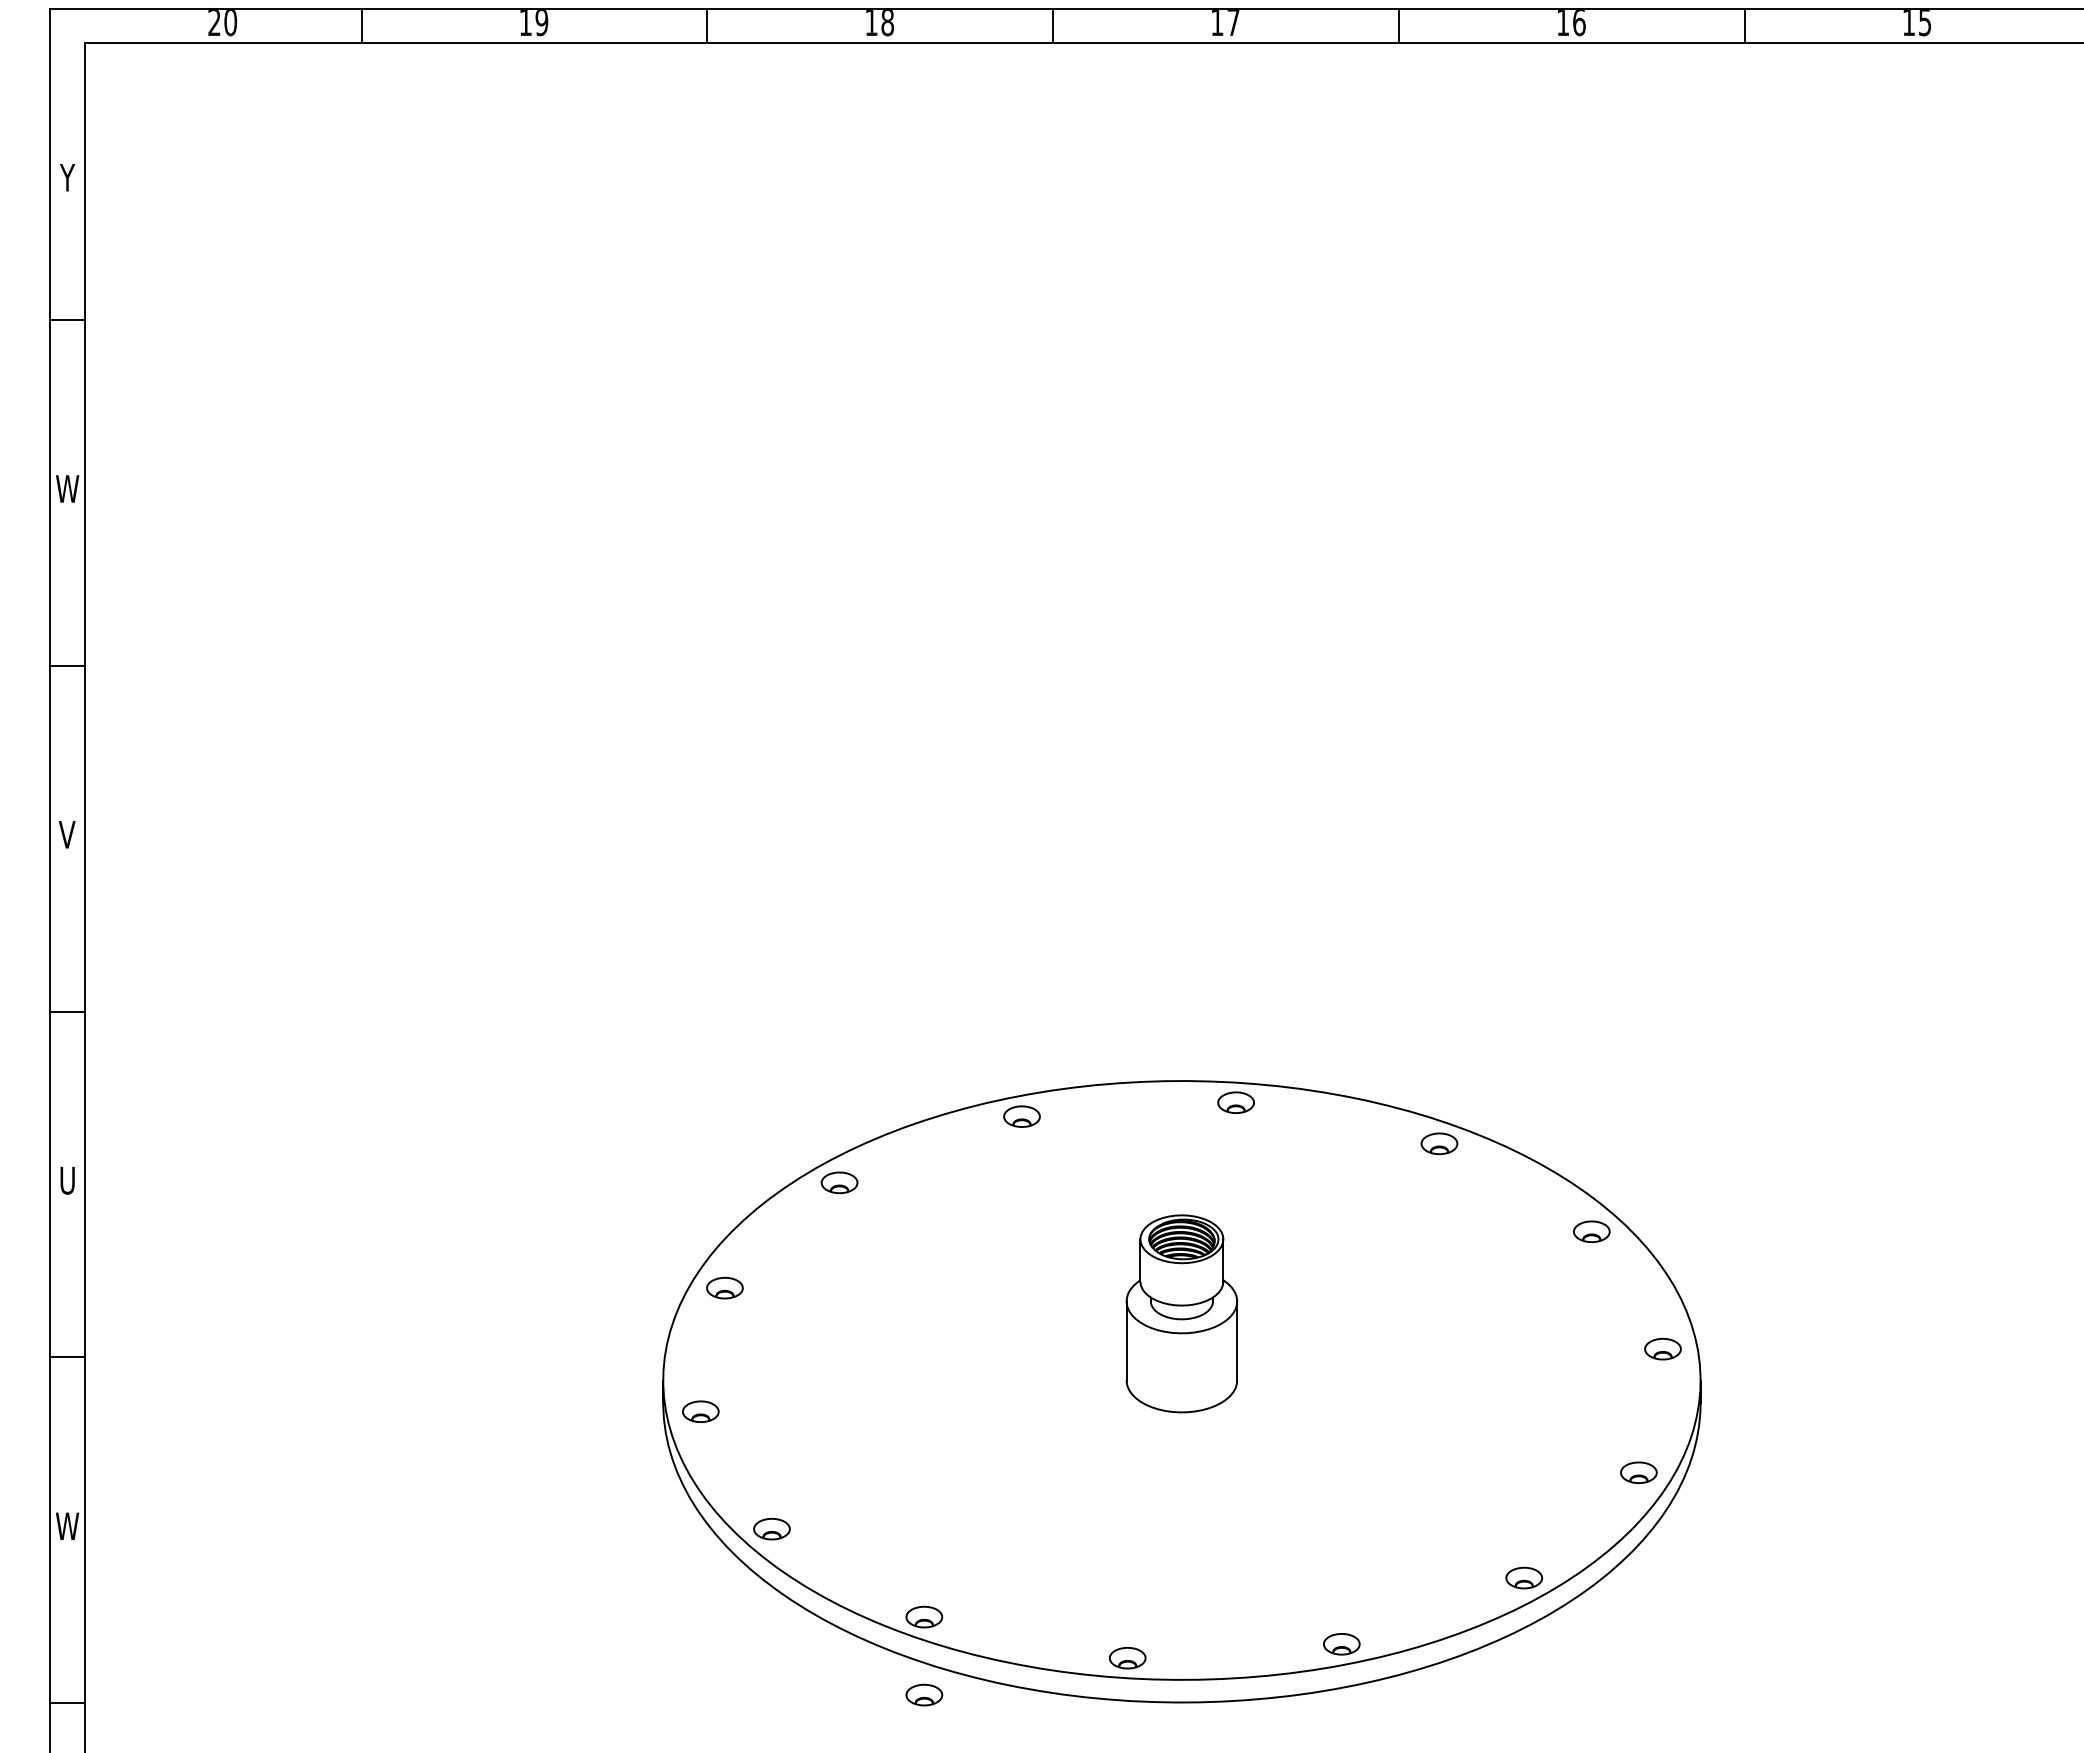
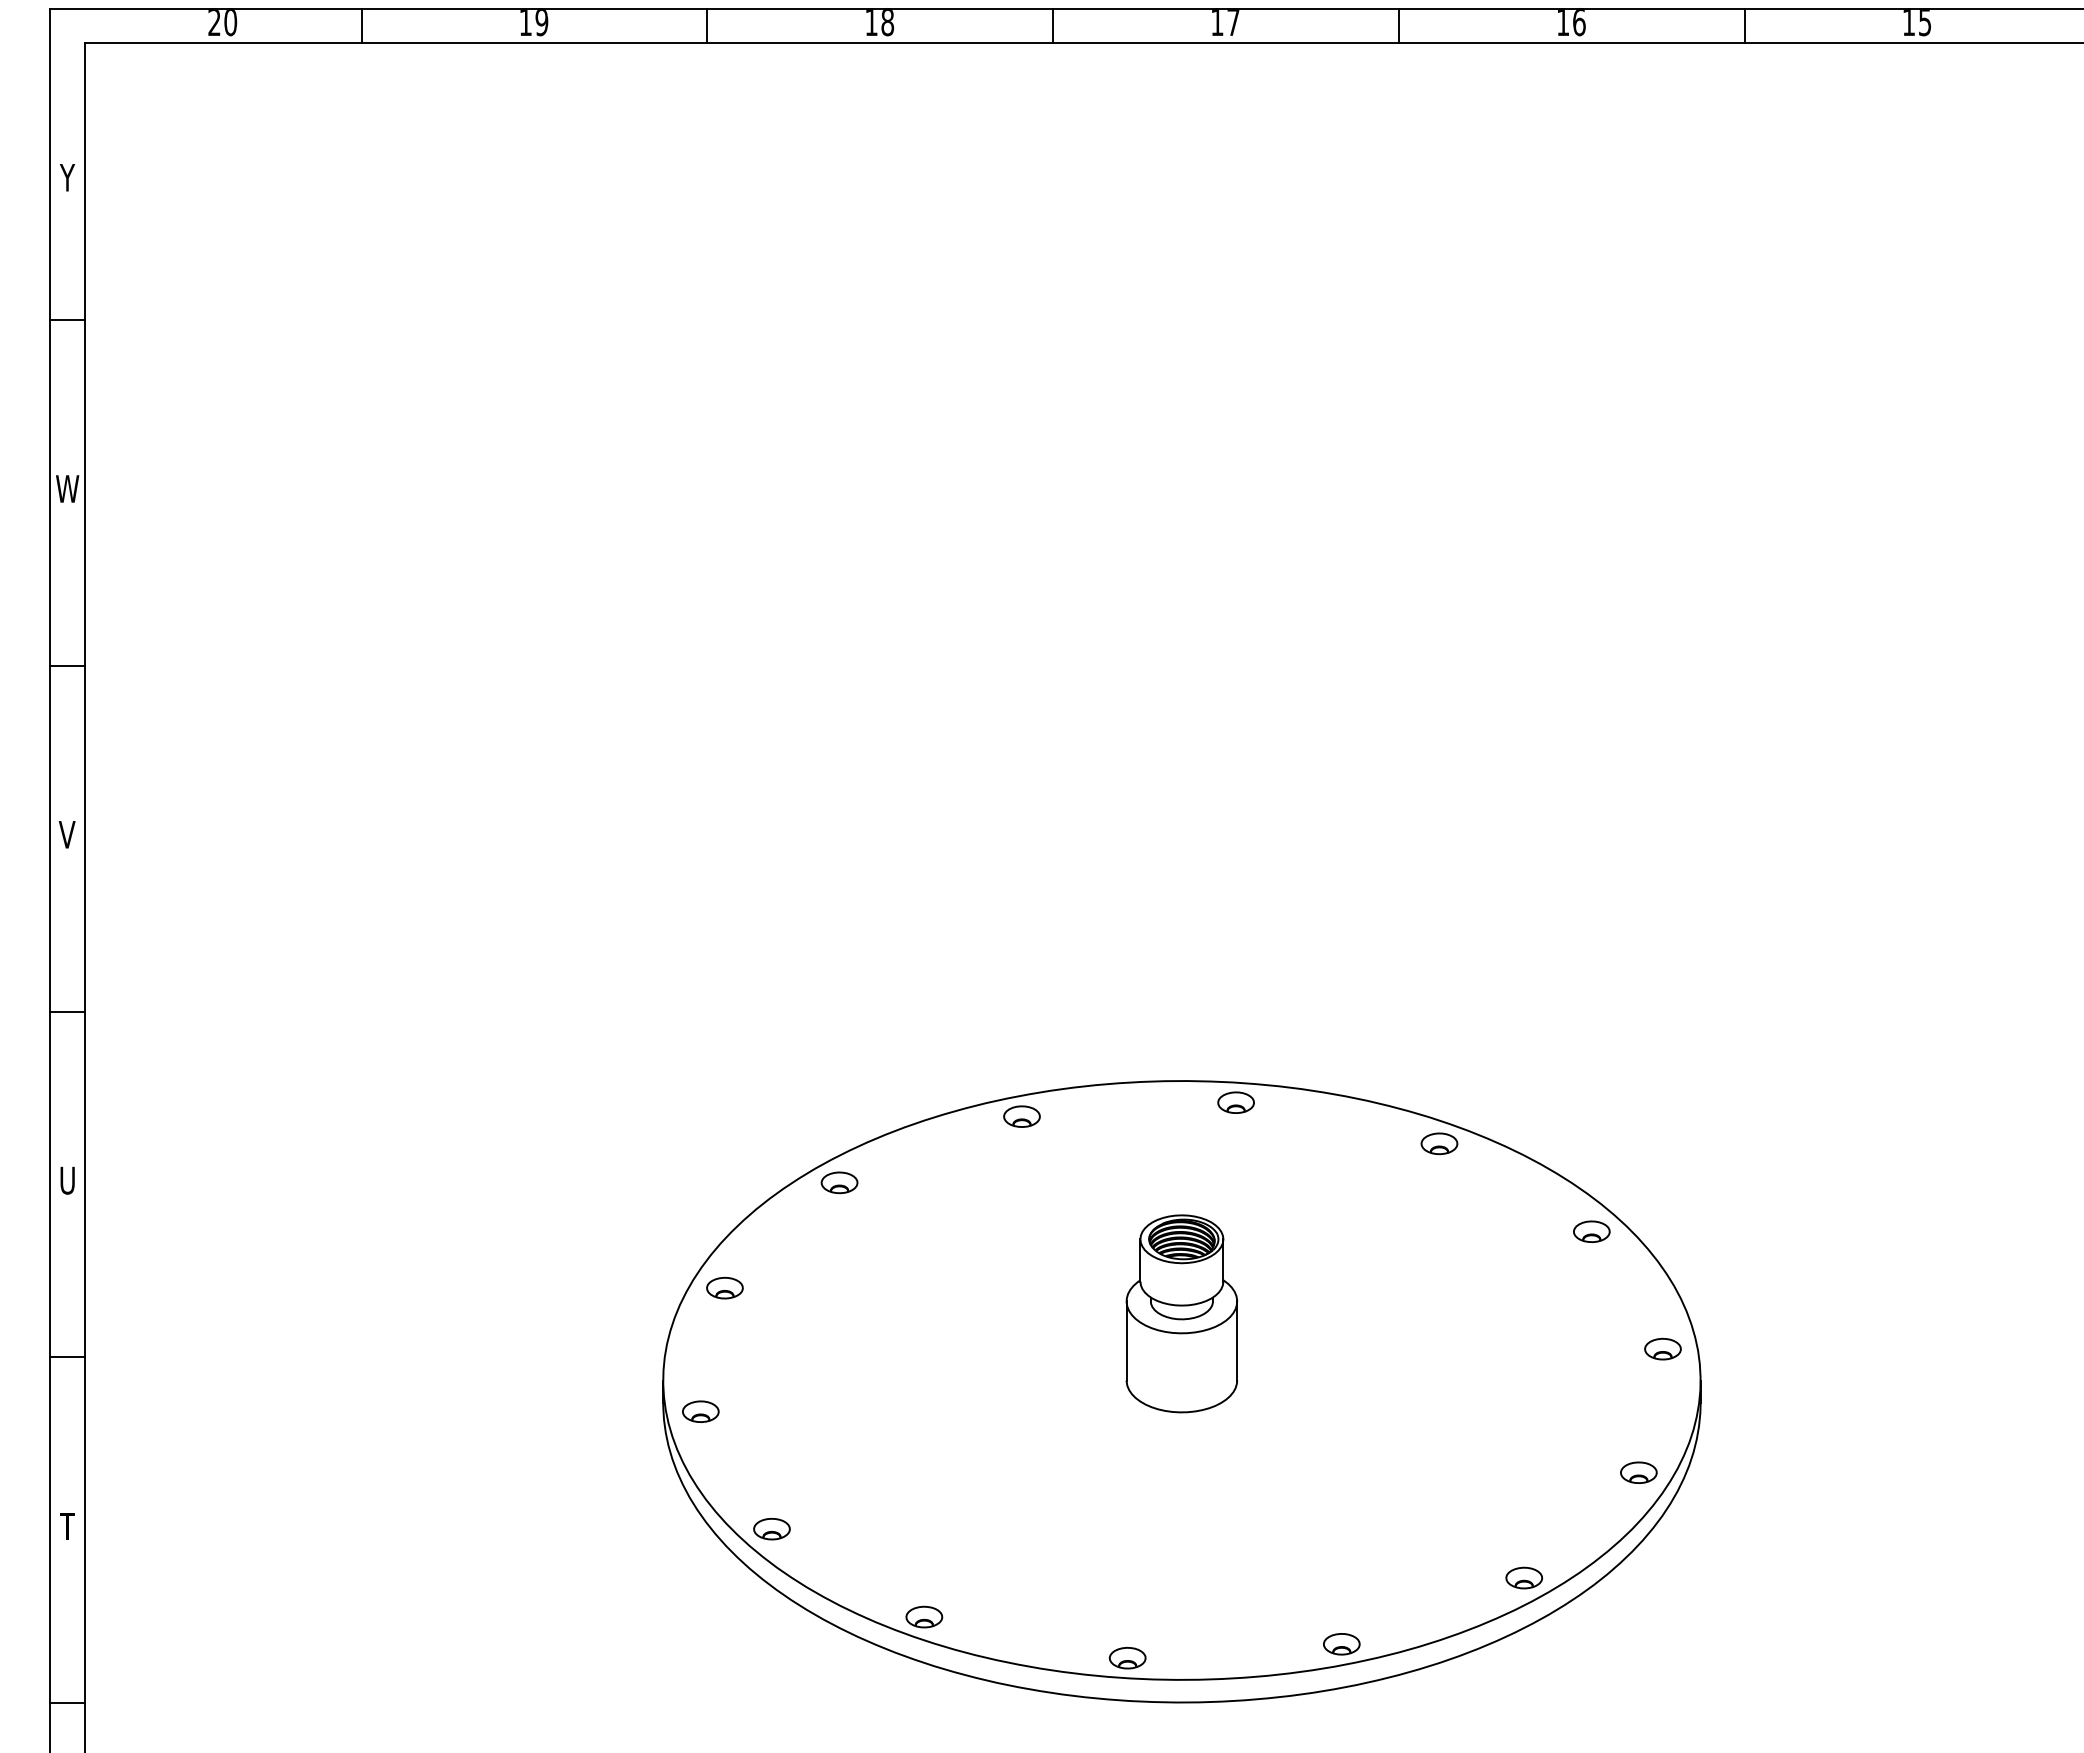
text: W -> T (67, 1526)
part: present -> none (924, 1694)
